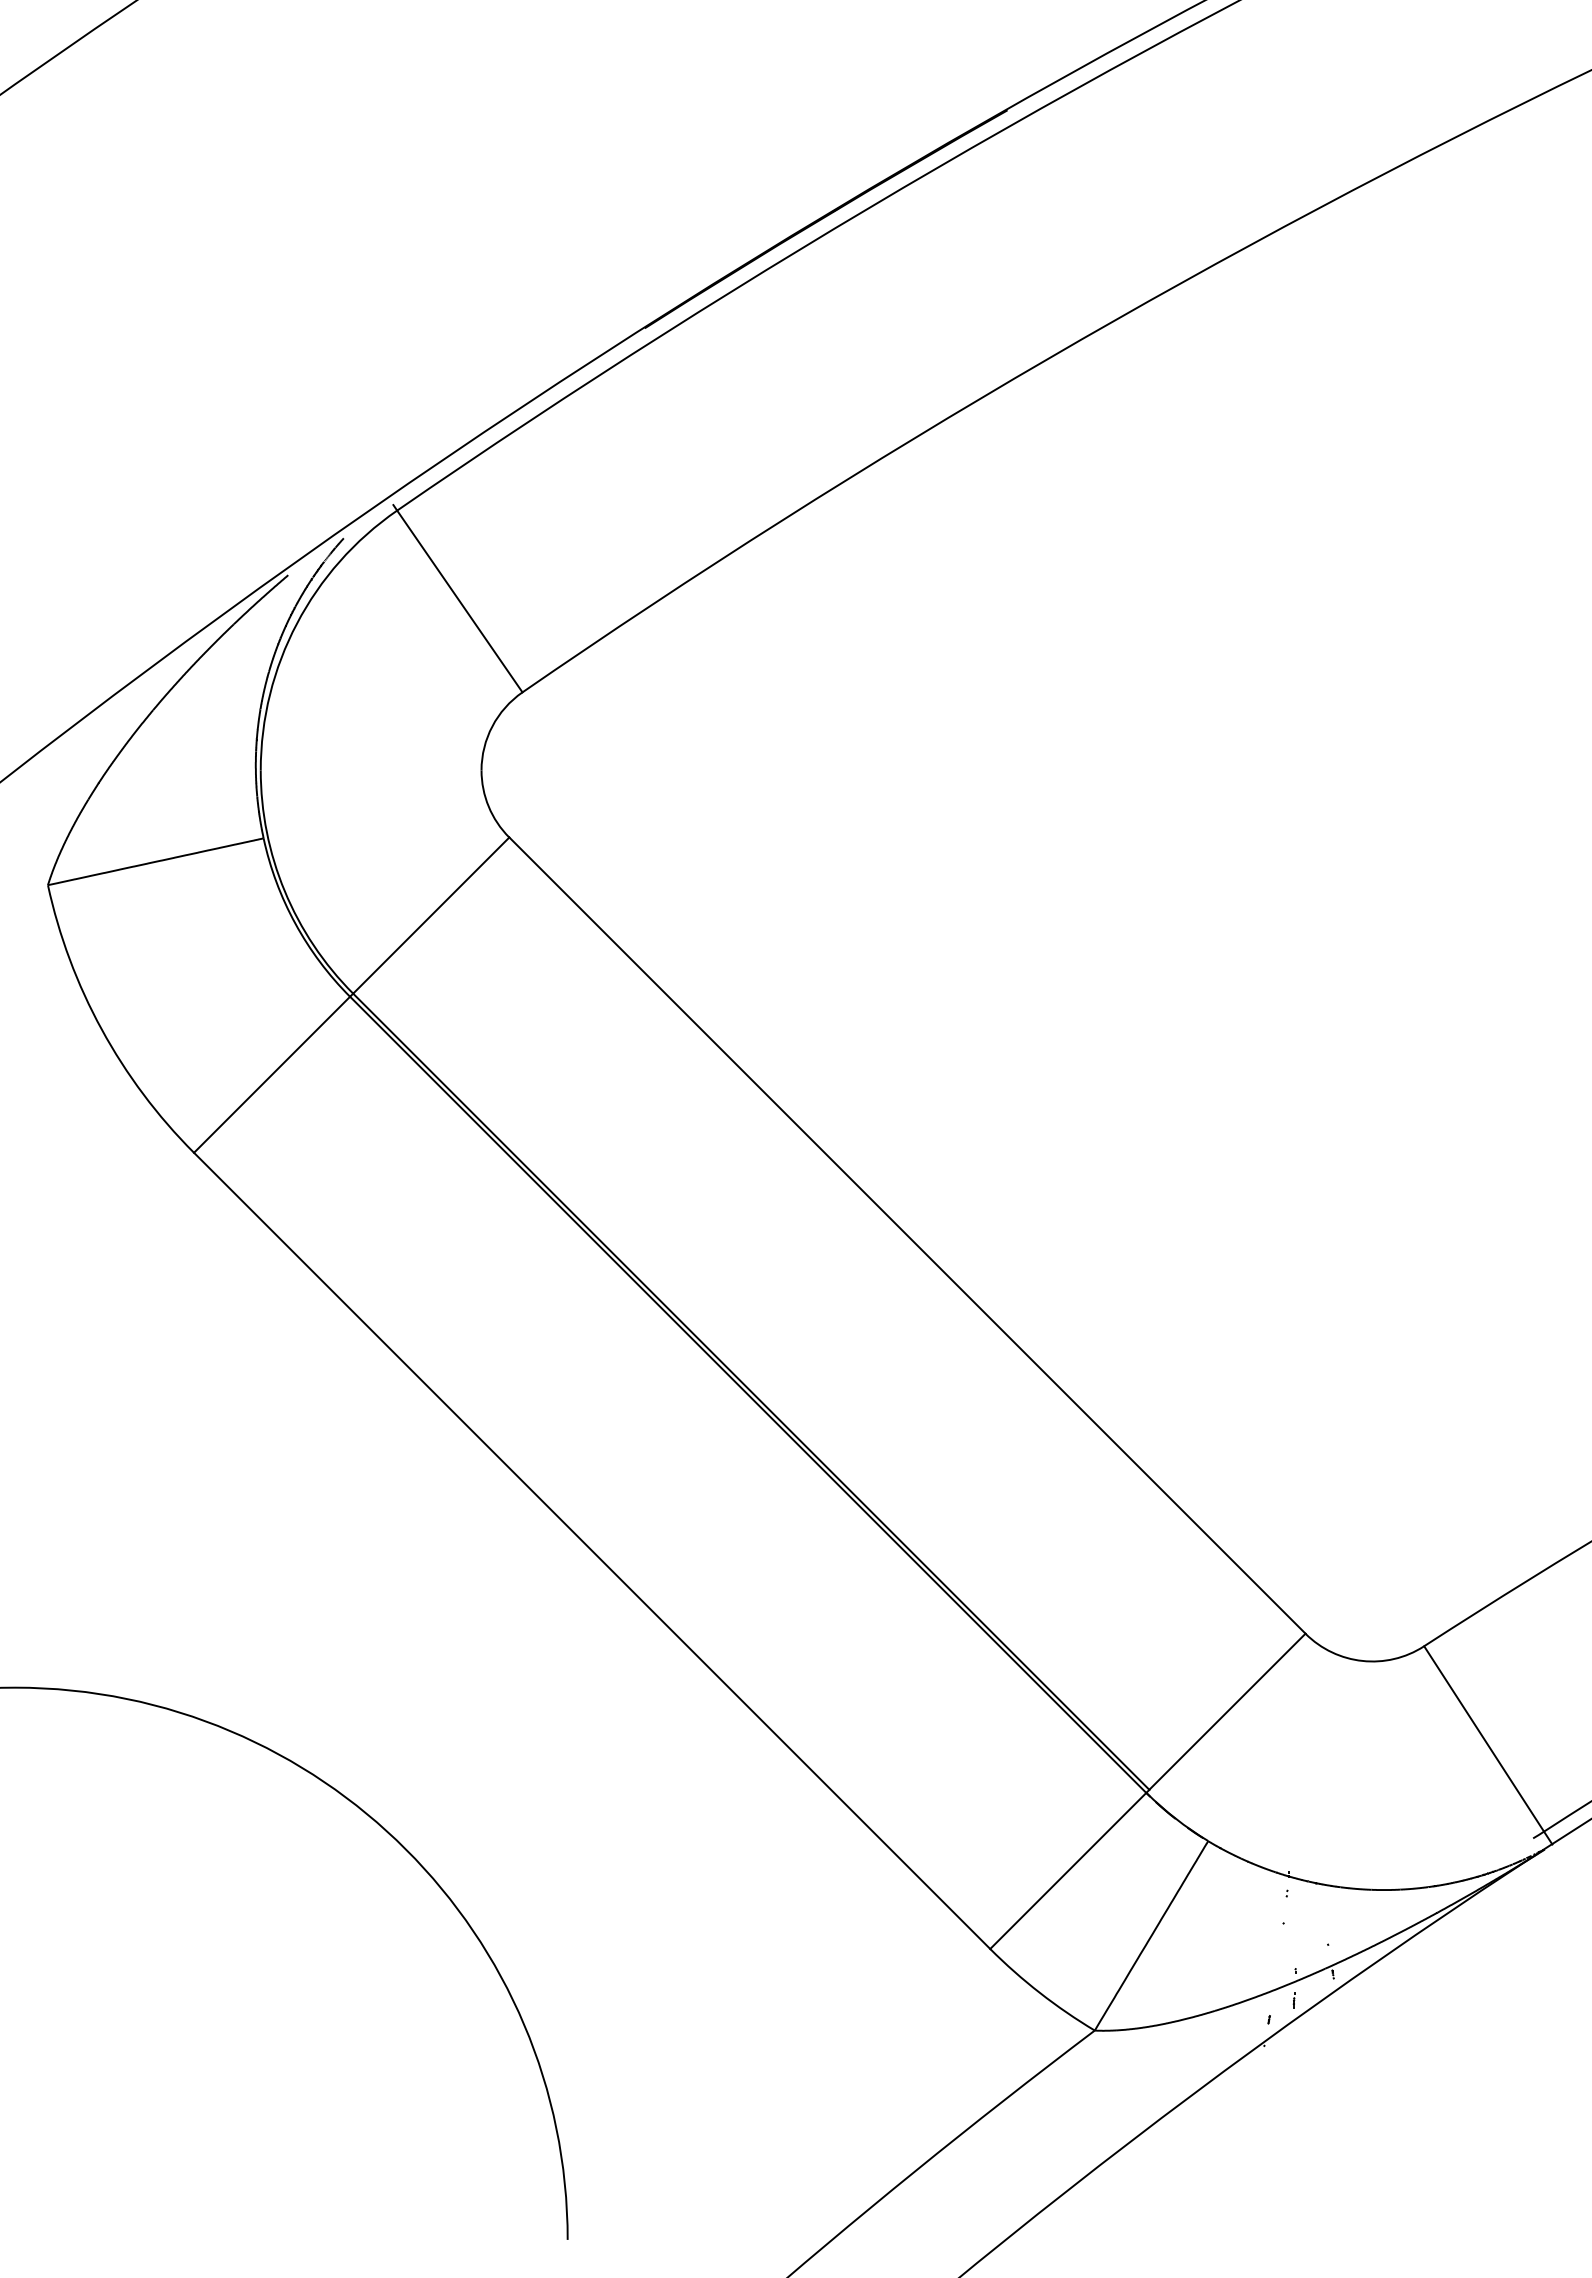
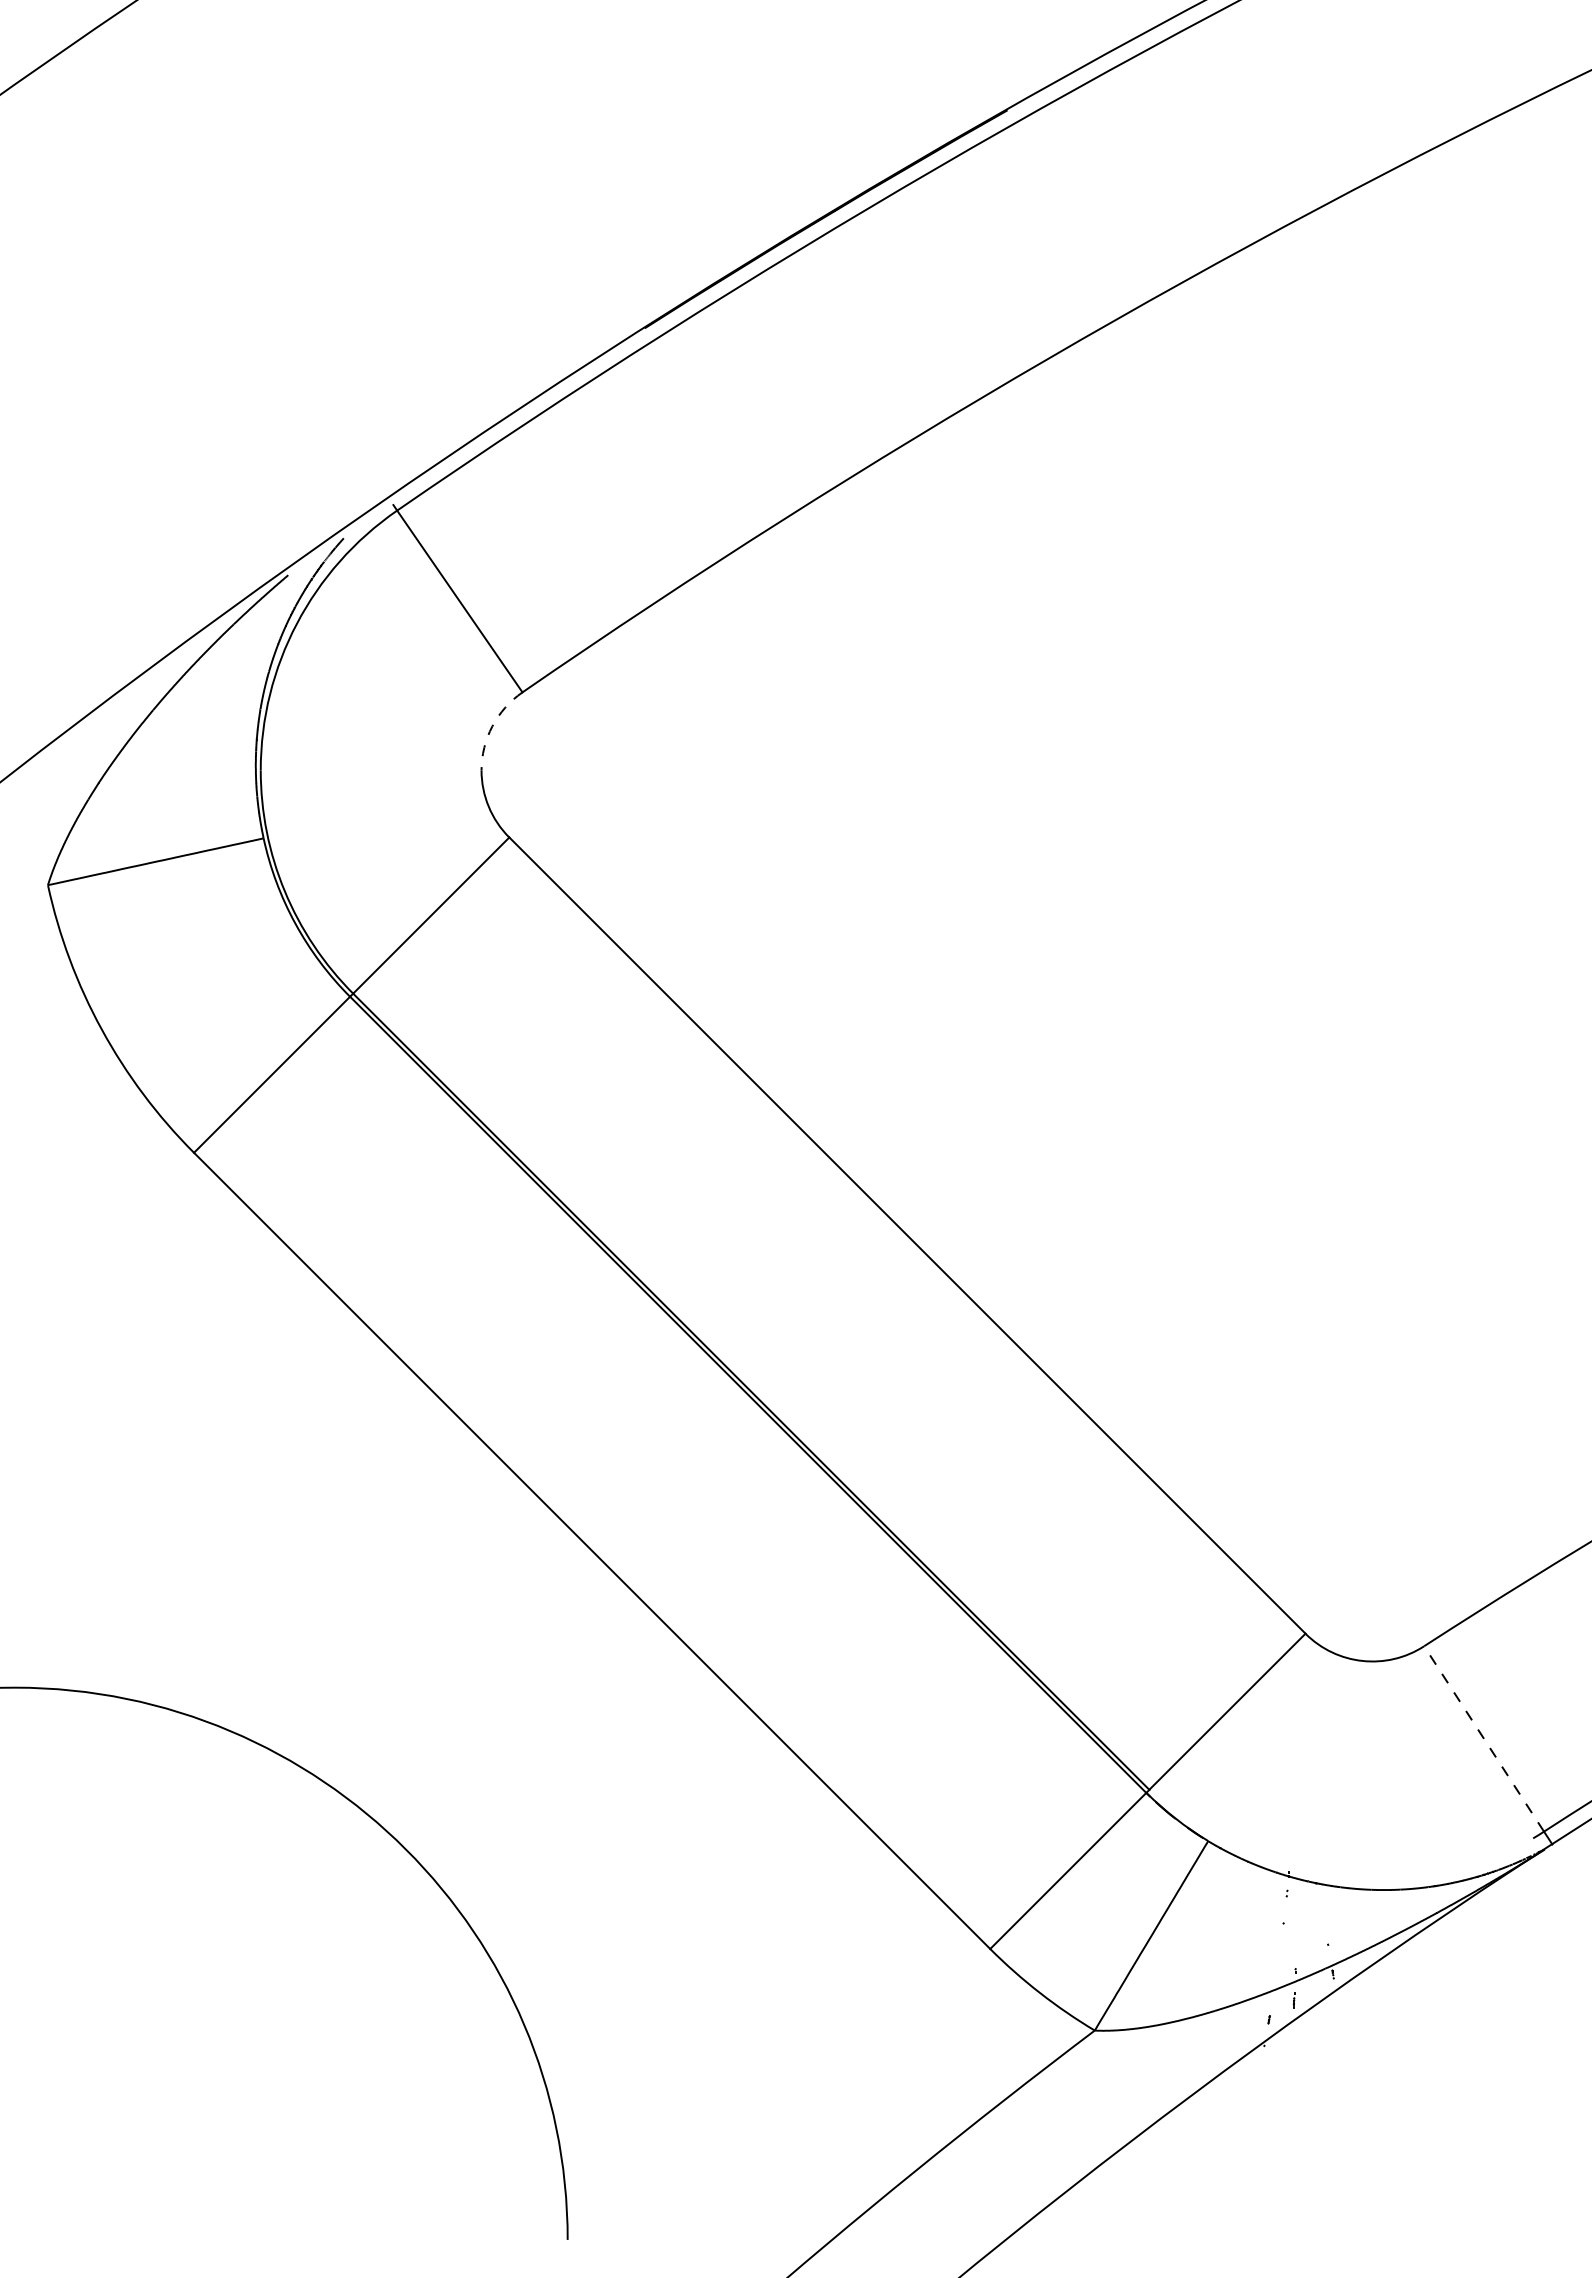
arc: solid -> dashed (492, 726)
line: solid -> dashed (1483, 1738)
